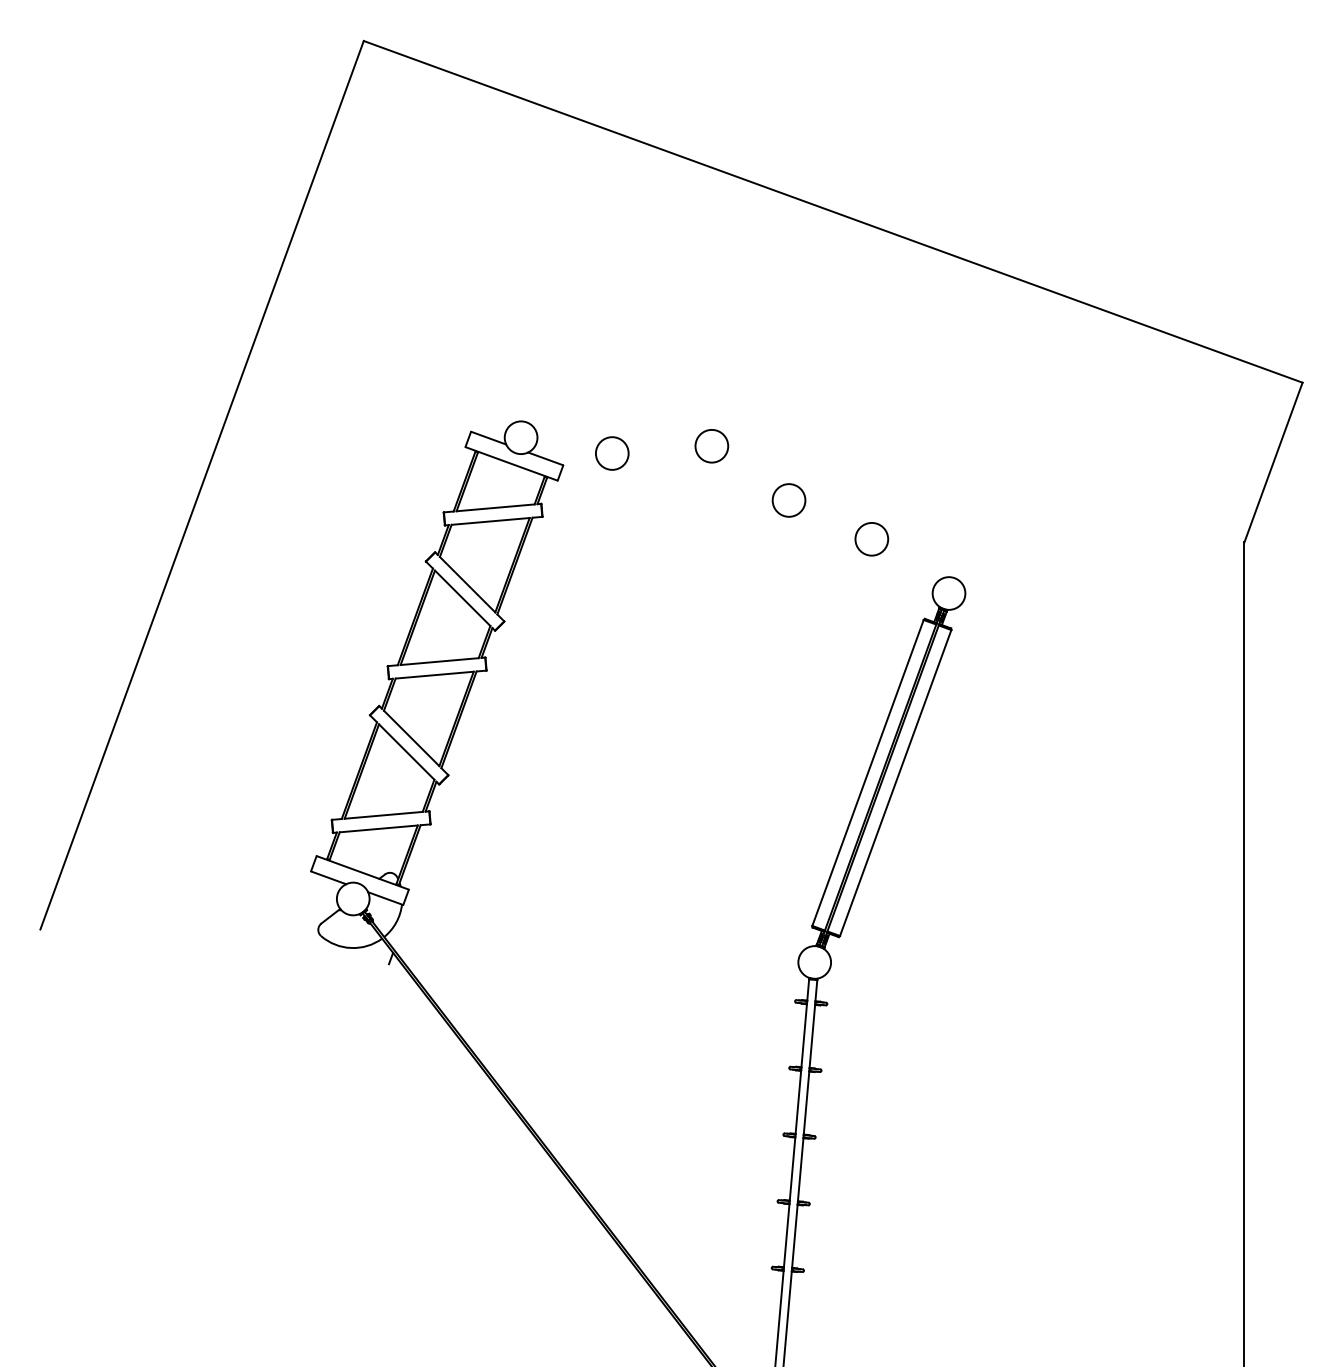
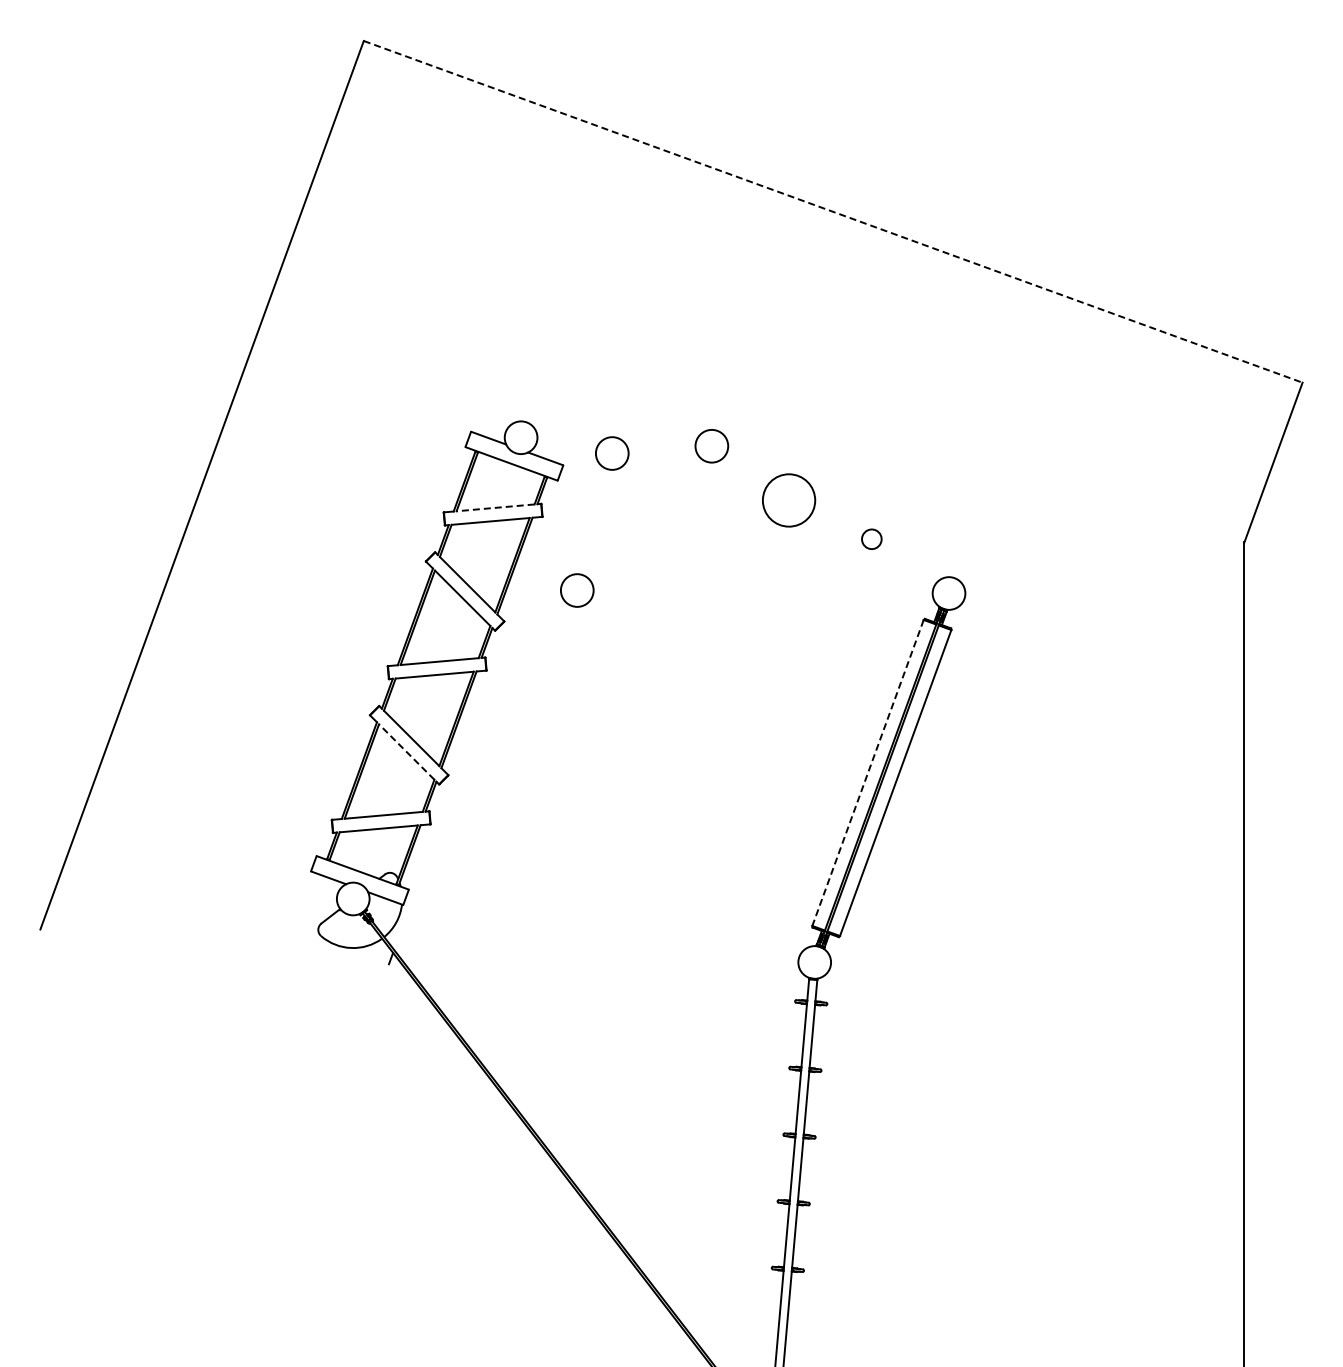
line: solid -> dashed (833, 211)
circle diameter: 33 px -> 52 px (788, 500)
line: solid -> dashed (495, 507)
circle diameter: 33 px -> 20 px (871, 539)
circle: none -> present (577, 590)
line: solid -> dashed (406, 751)
line: solid -> dashed (868, 772)
